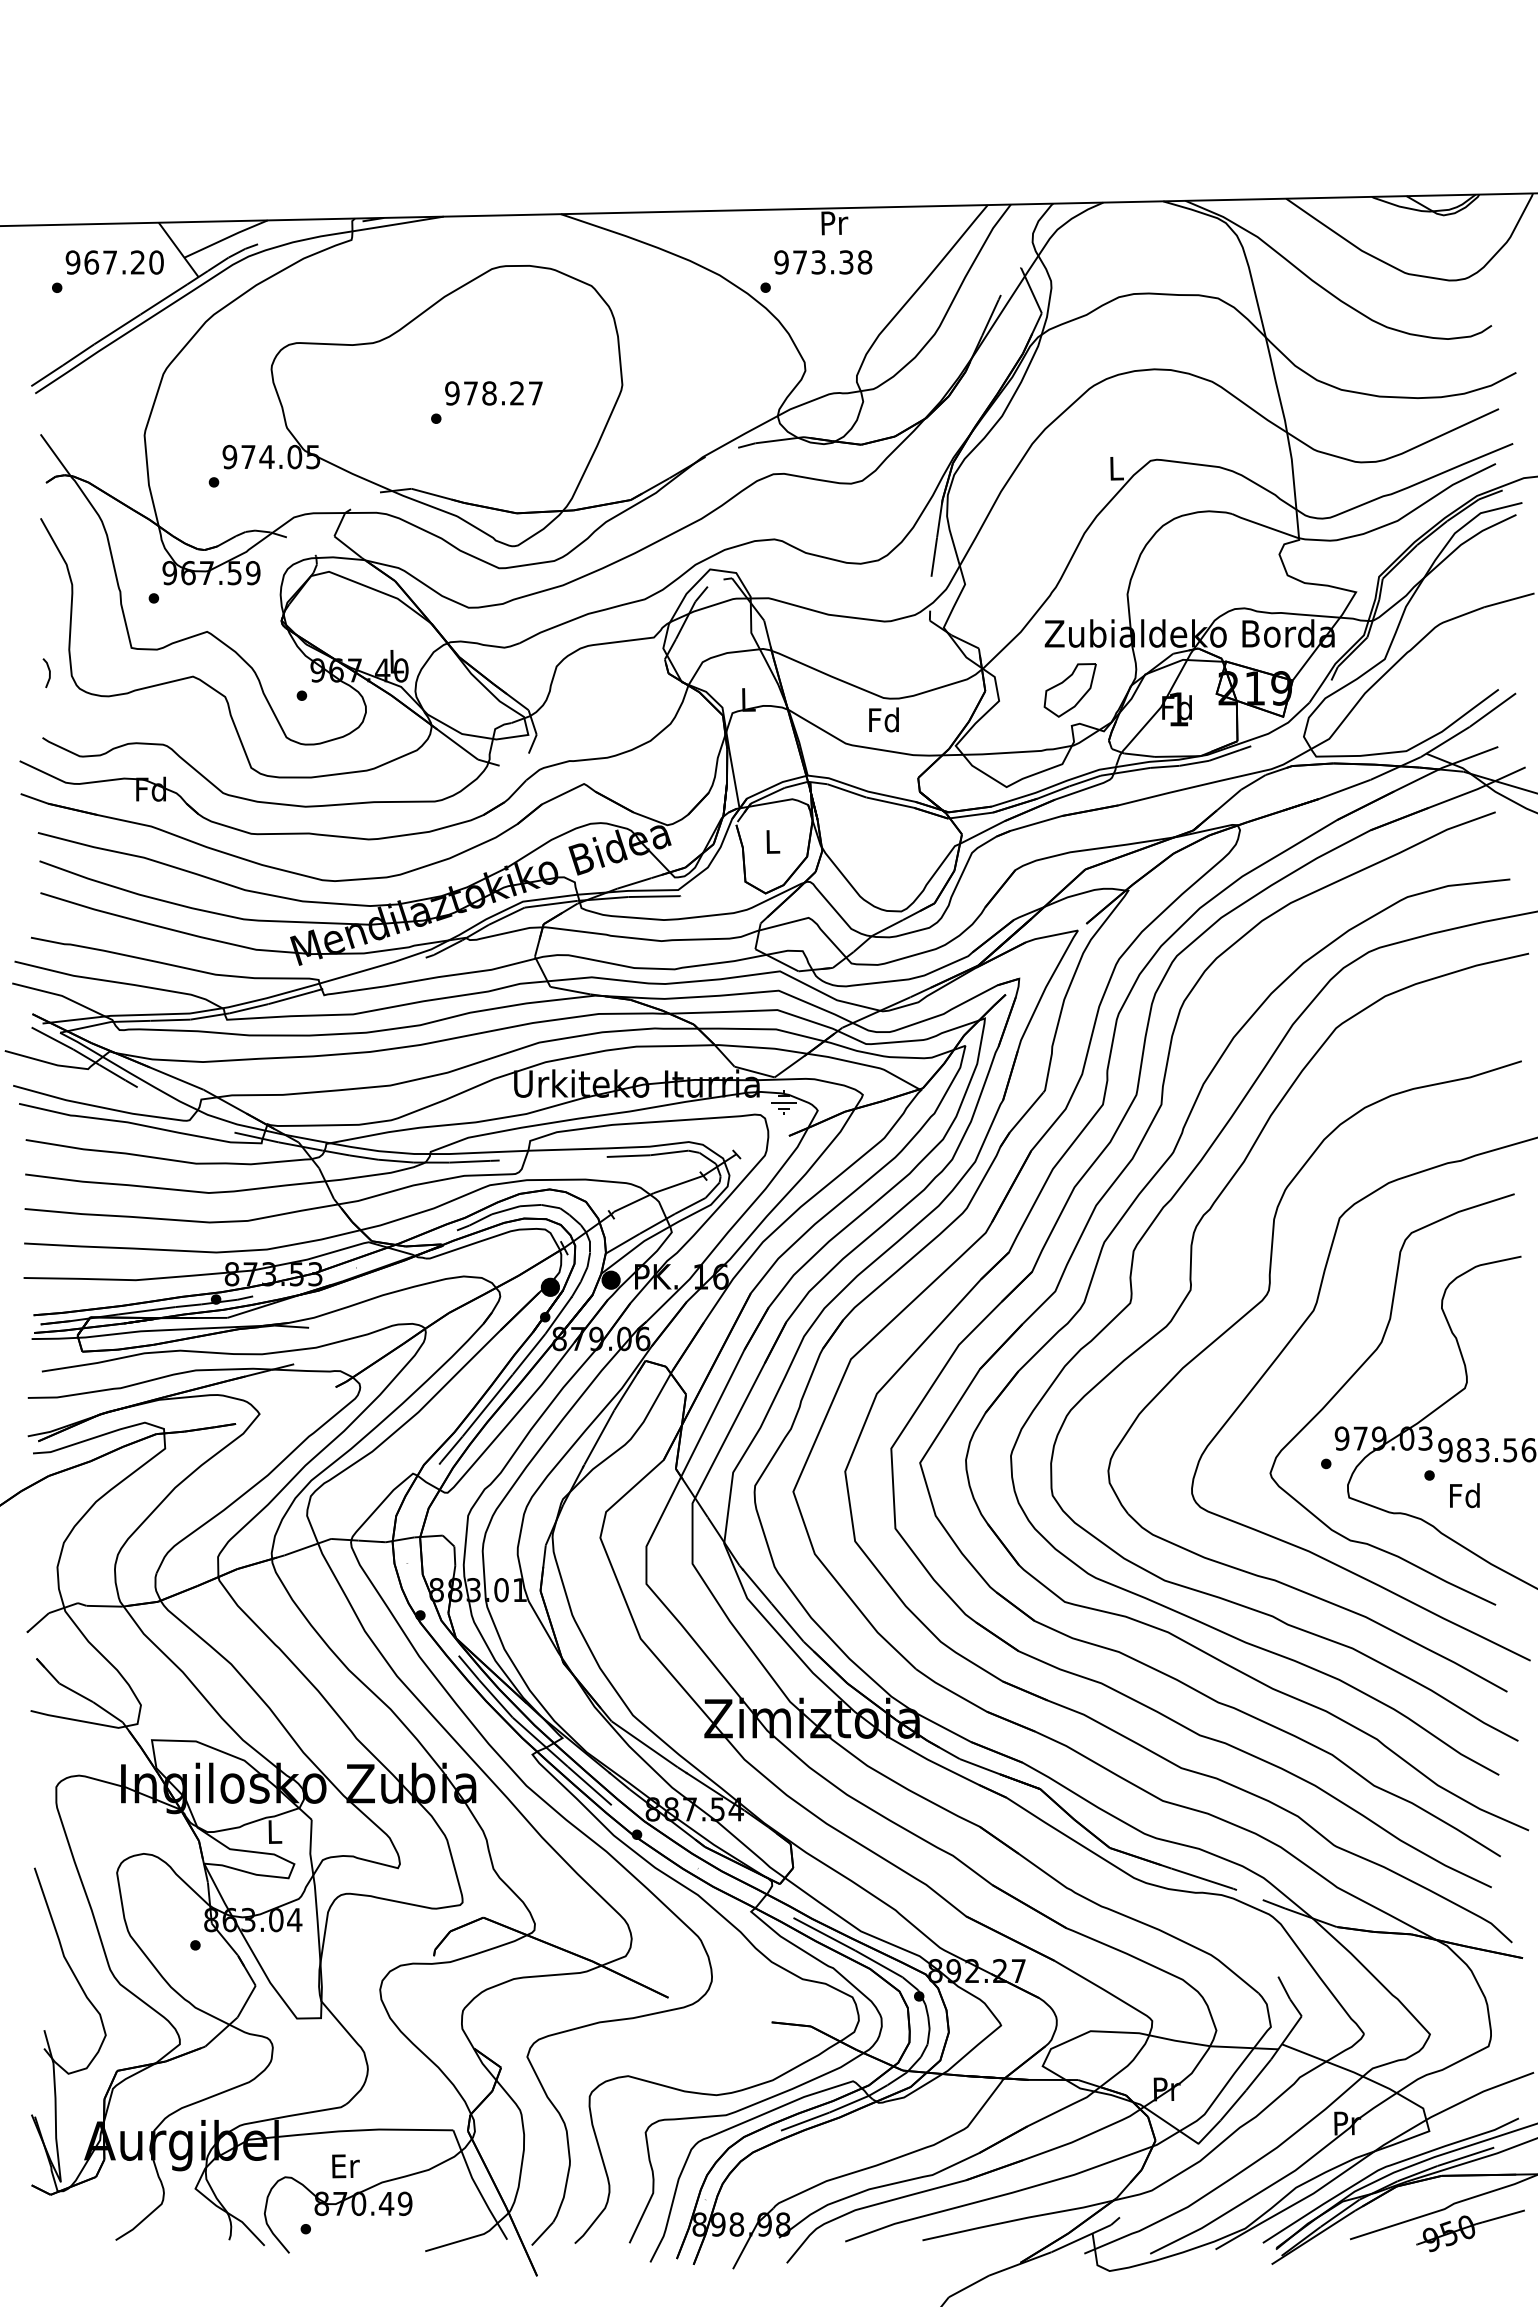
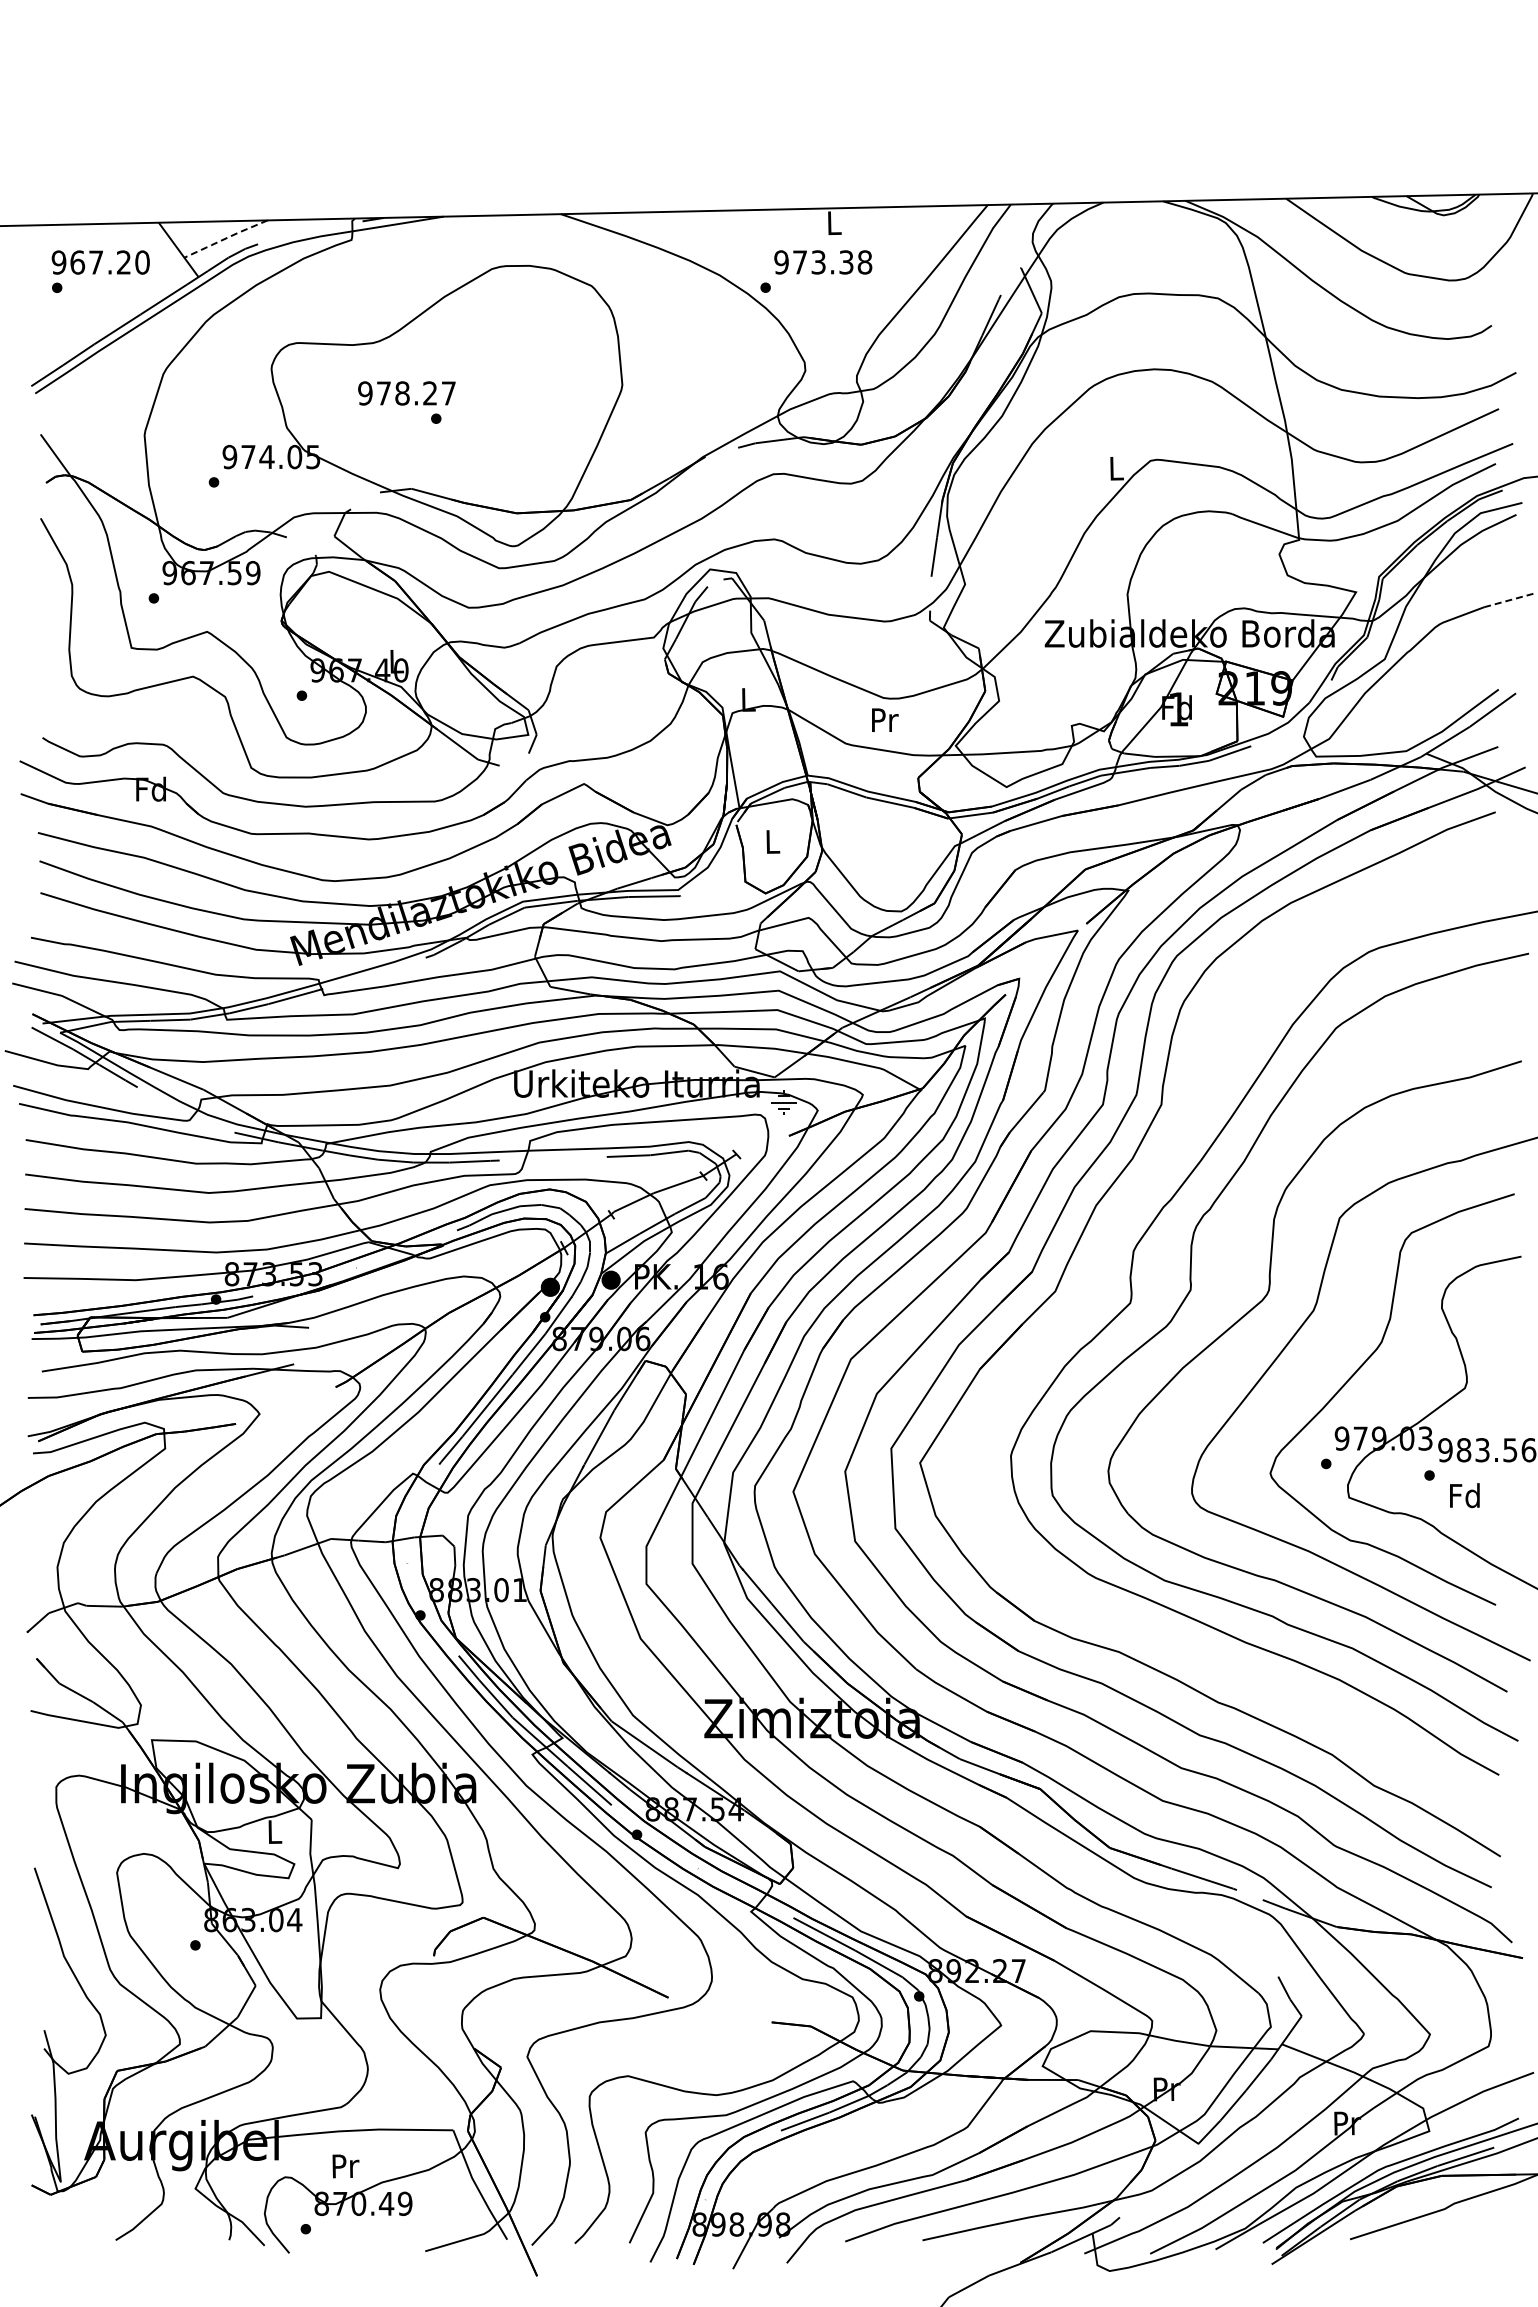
text: Pr -> L (834, 223)
line: solid -> dashed (225, 238)
text position: (114, 262) -> (100, 262) (100, 262)
text position: (493, 393) -> (406, 393) (406, 393)
line: solid -> dashed (1509, 600)
line: present -> none (49, 673)
part: present -> none (1069, 690)
text: Fd -> Pr (883, 719)
part: present -> none (1086, 1299)
text: Er -> Pr (345, 2166)
part: present -> none (1470, 2230)
